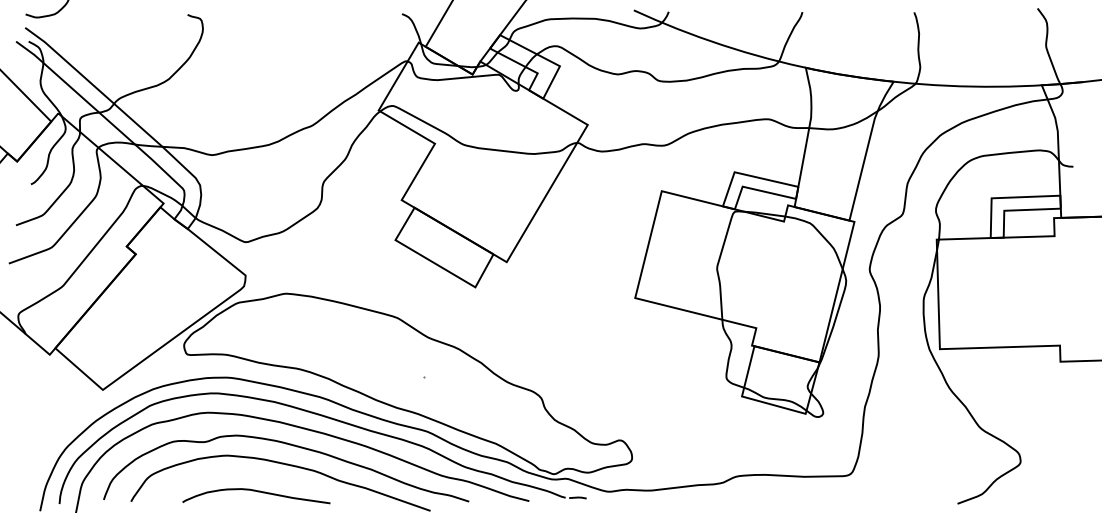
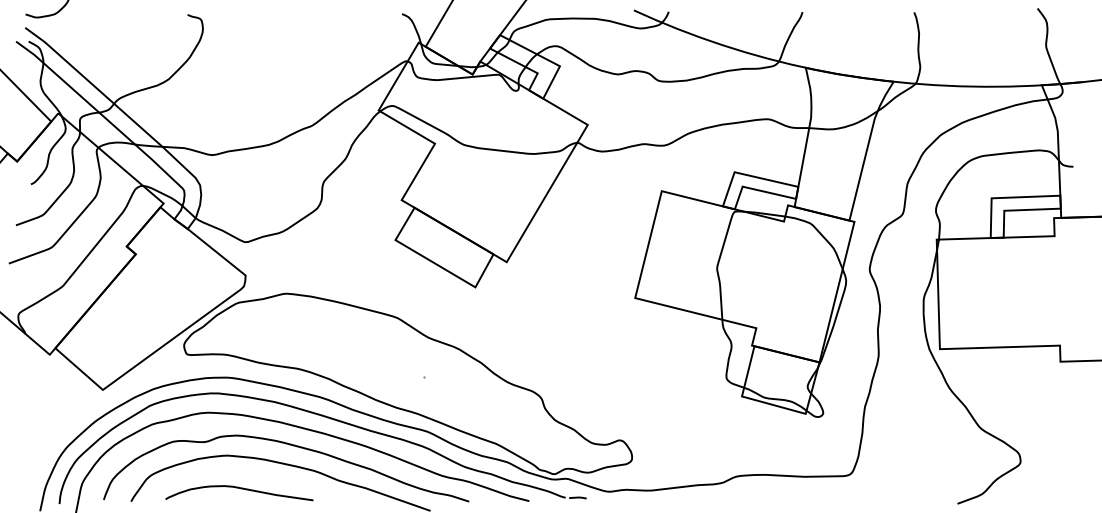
curve position: (257, 492) -> (240, 489) (240, 489)
